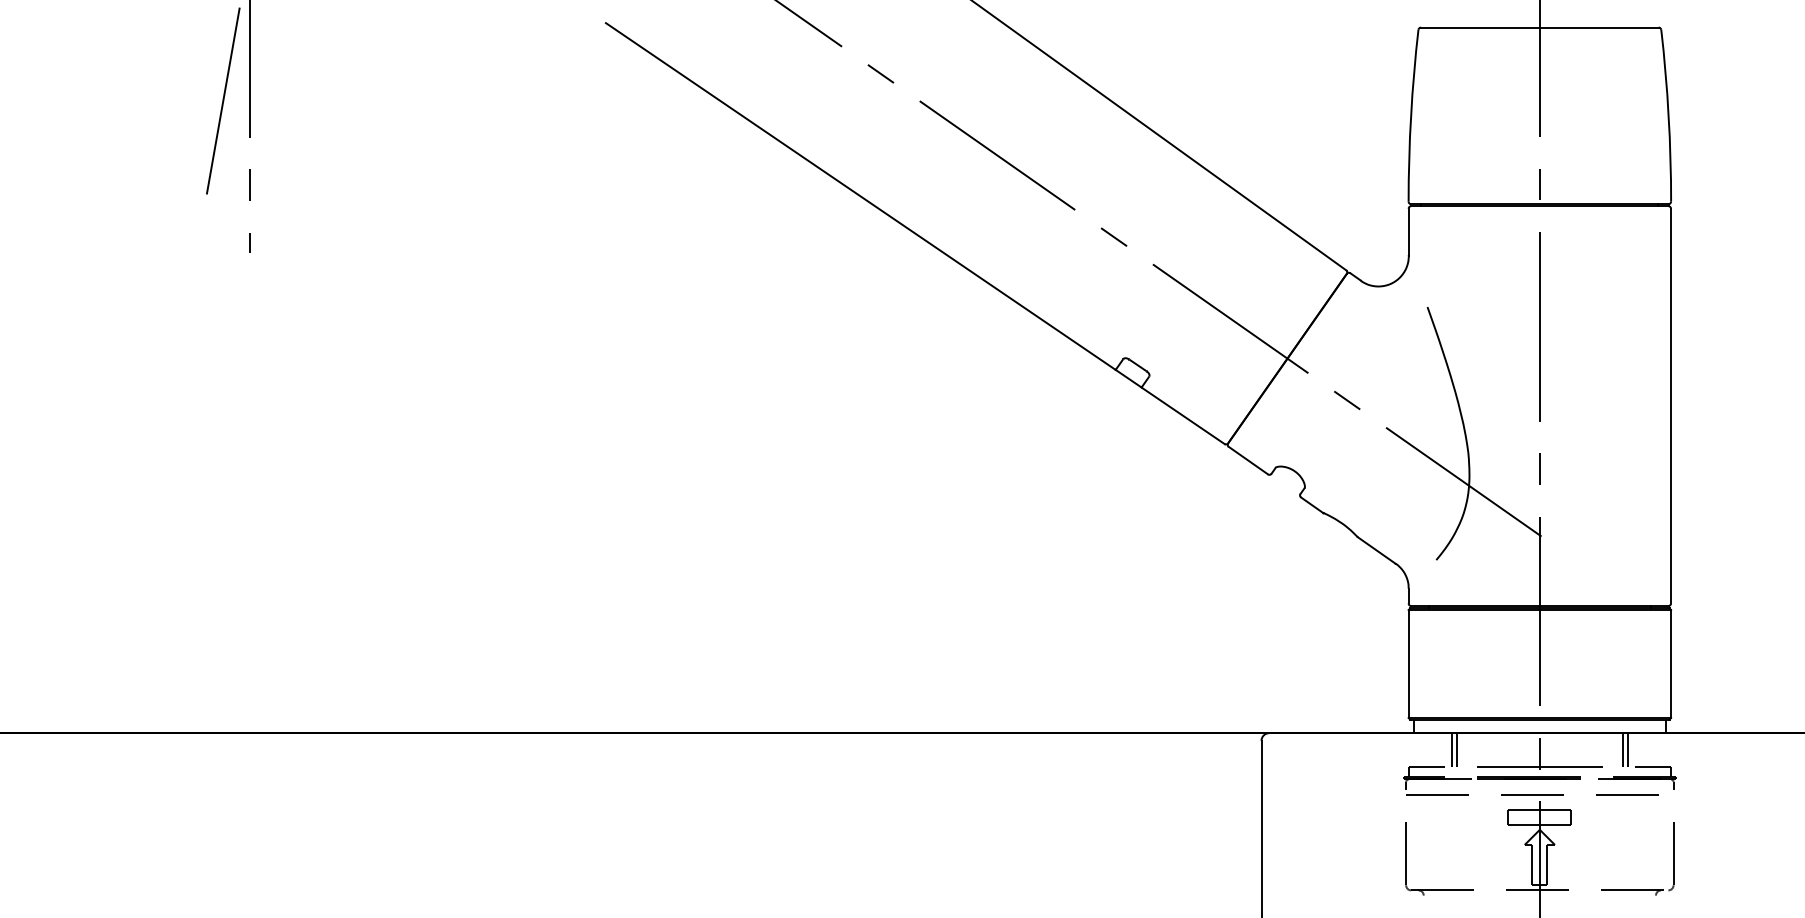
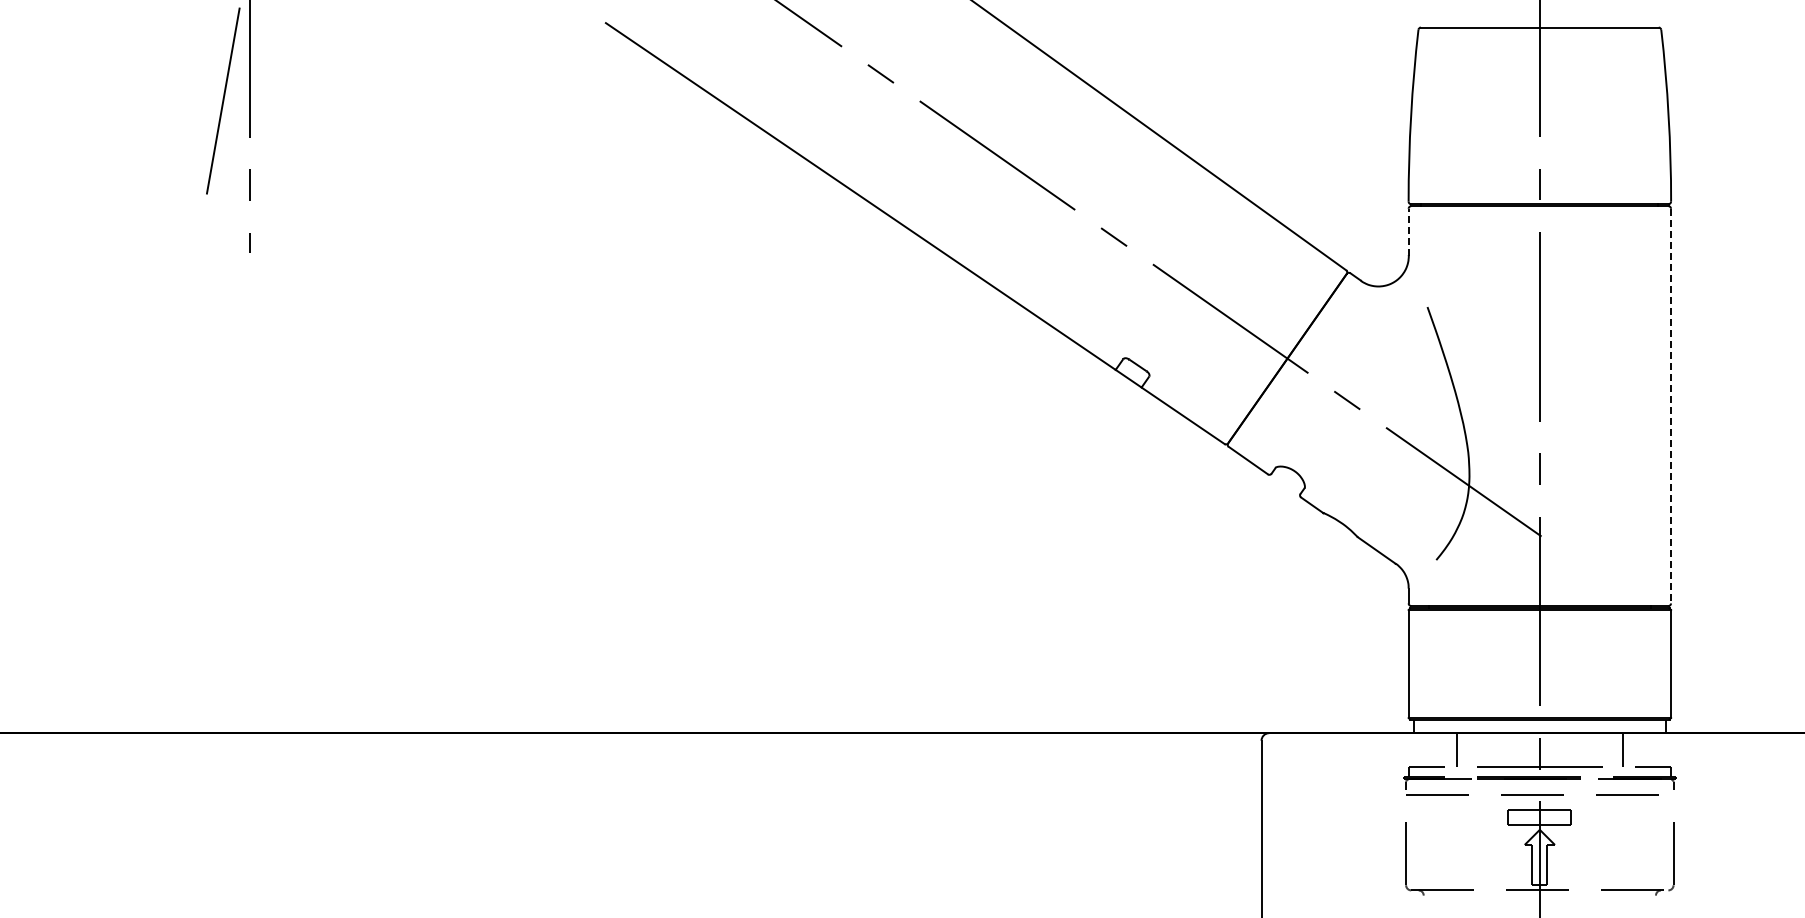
line: solid -> dashed (1408, 232)
line: solid -> dashed (1671, 406)
line: present -> none (1451, 749)
line: present -> none (1628, 749)
